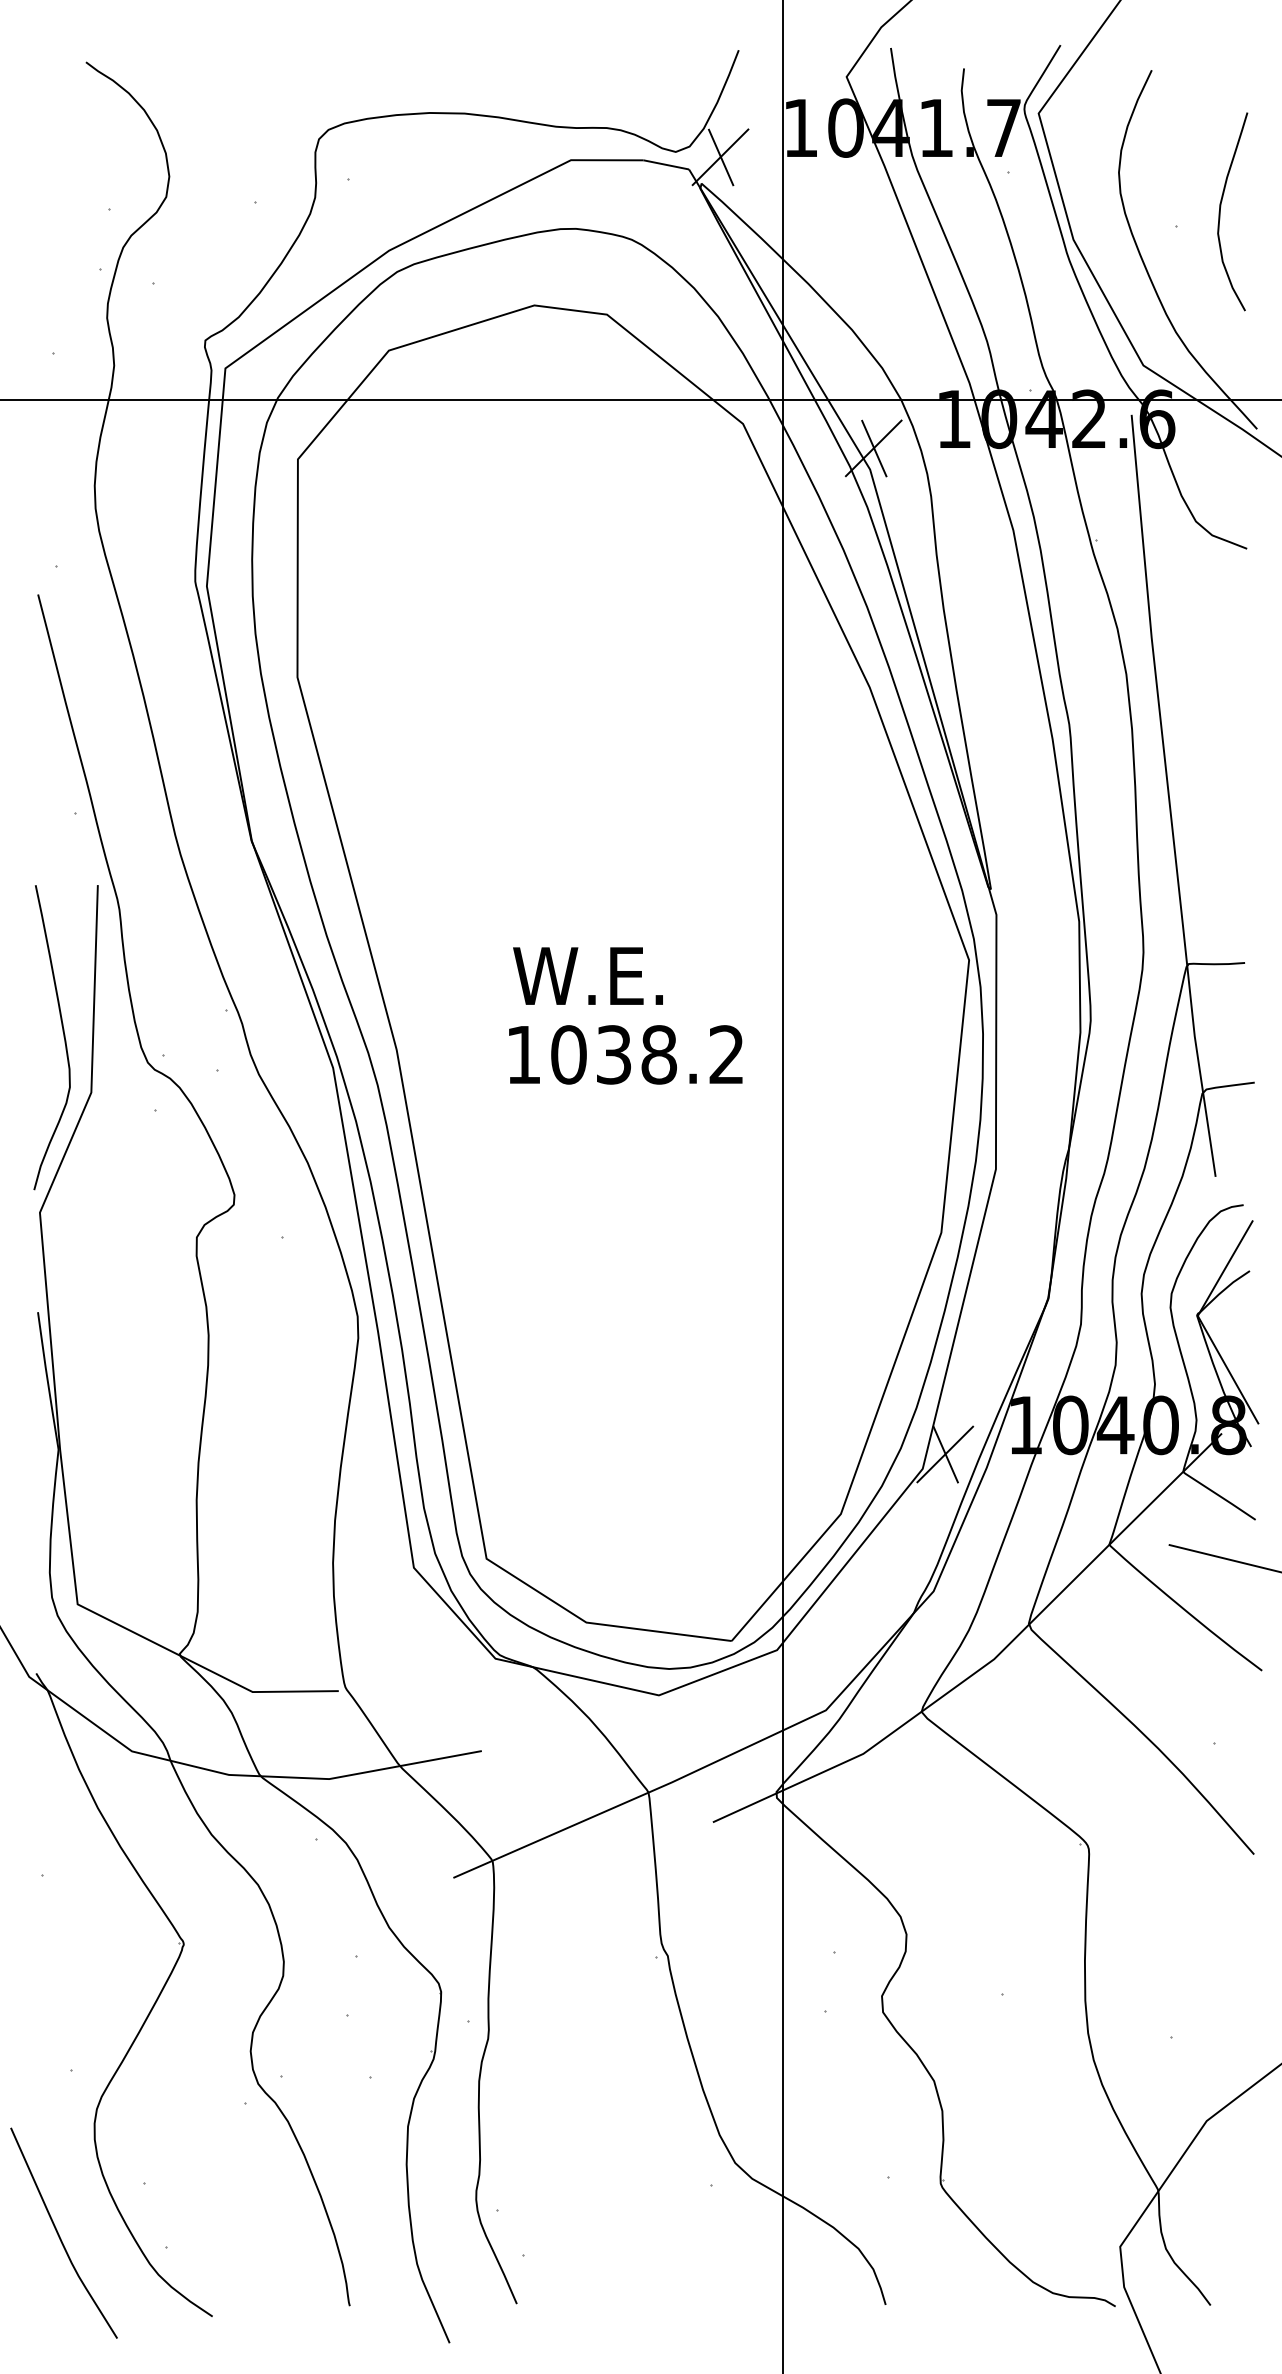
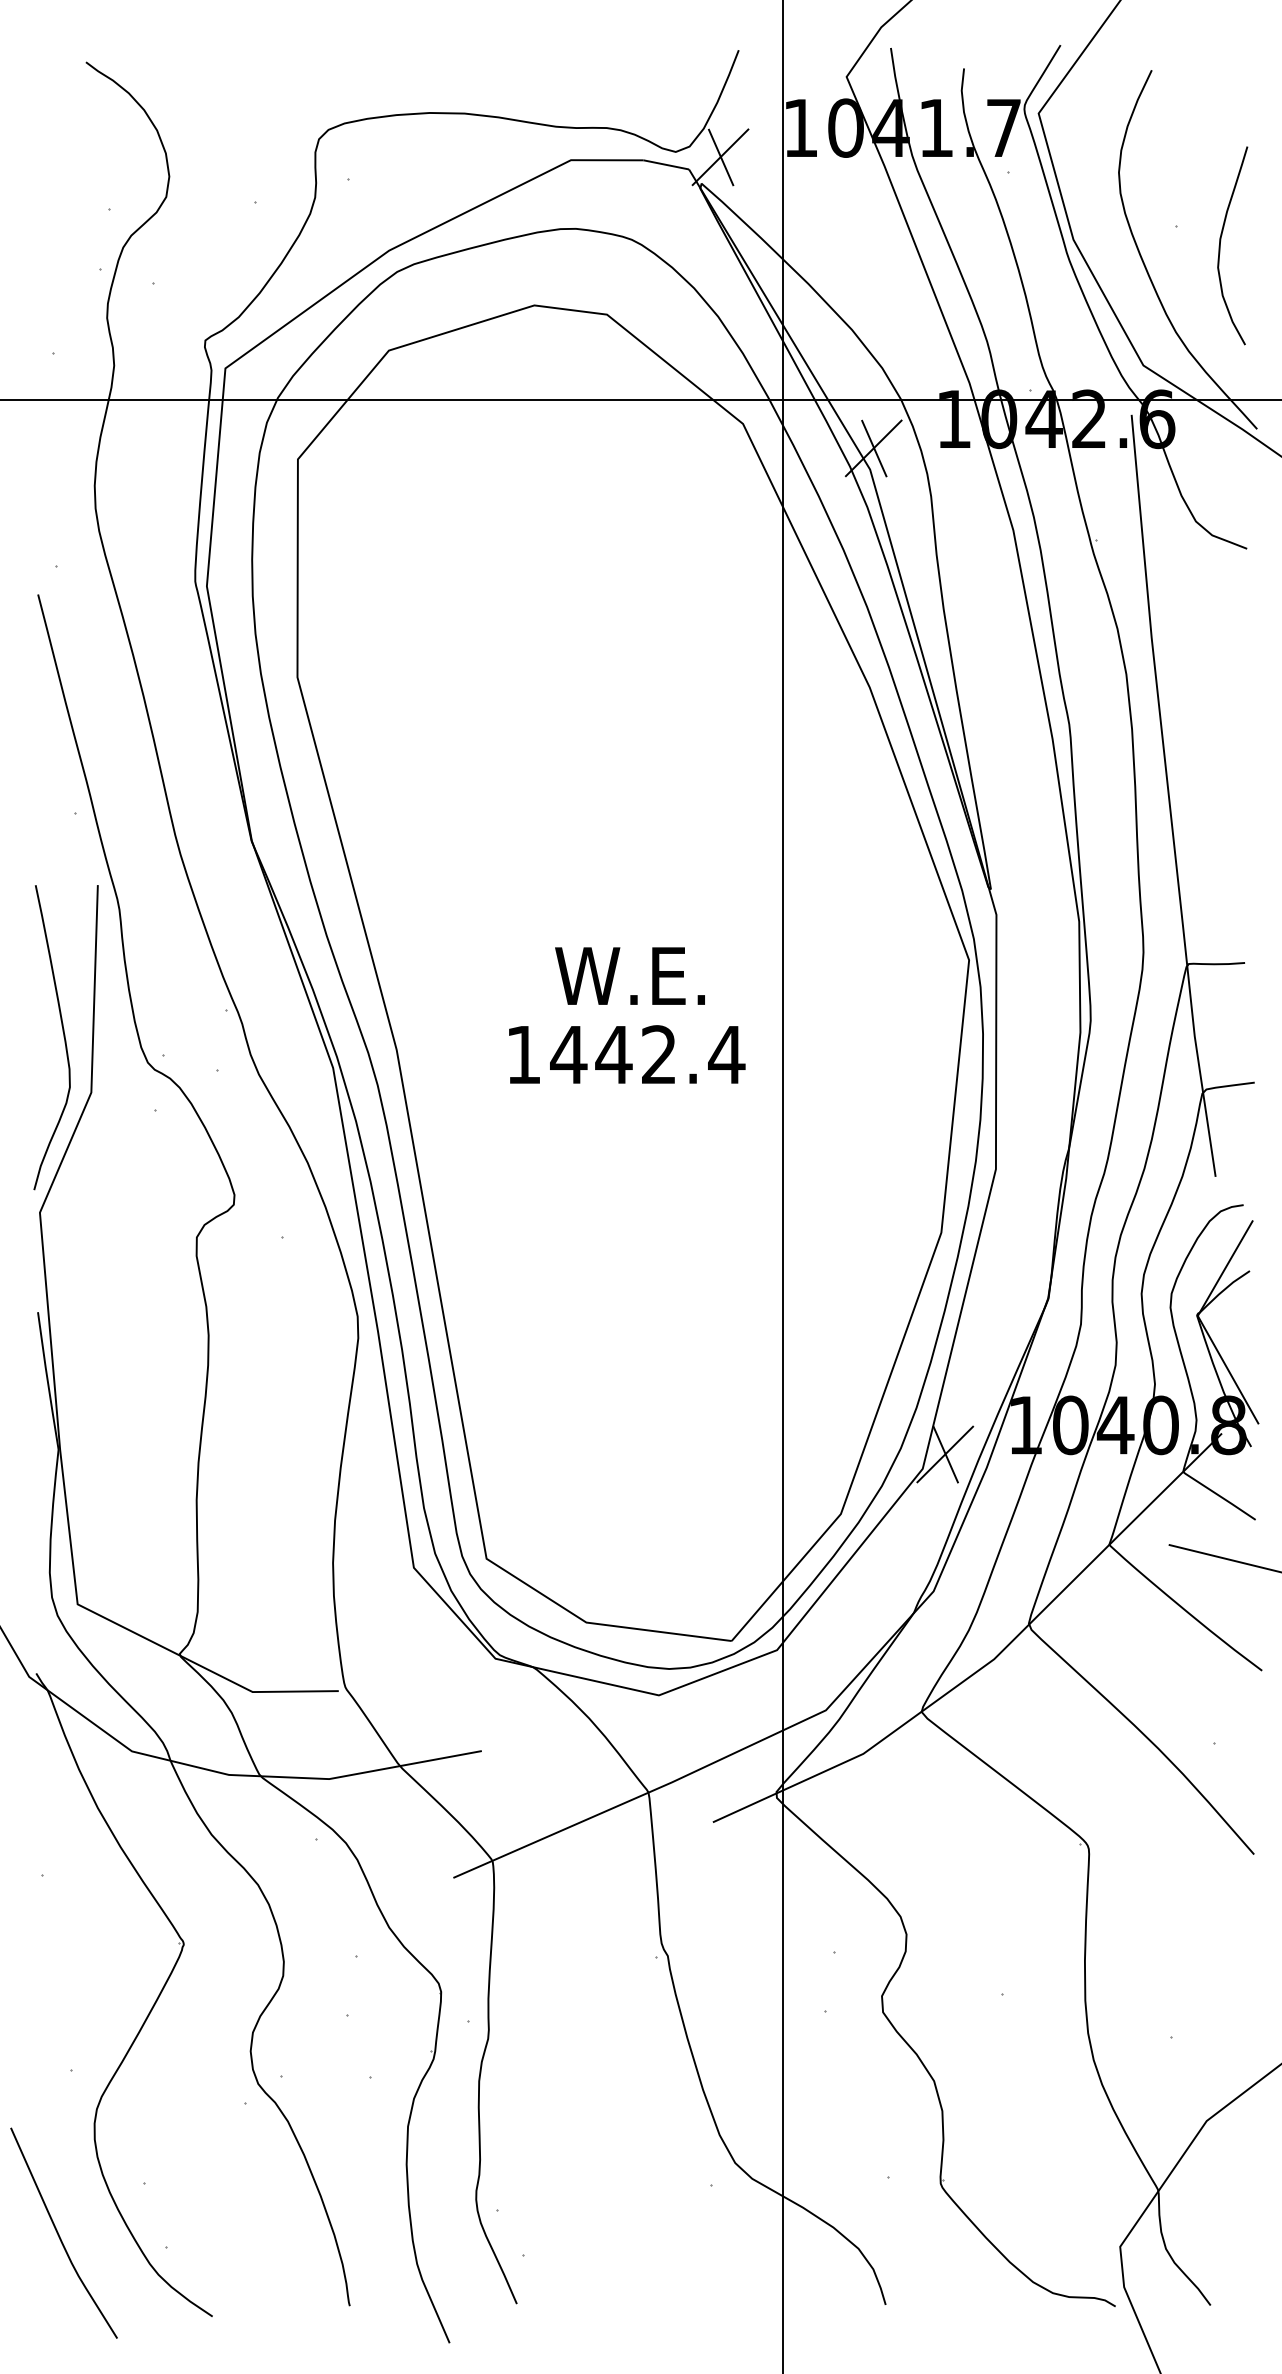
curve position: (1220, 211) -> (1220, 245) (1220, 245)
text position: (587, 975) -> (629, 975) (629, 975)
text: 1038.2 -> 1442.4 (647, 1054)
